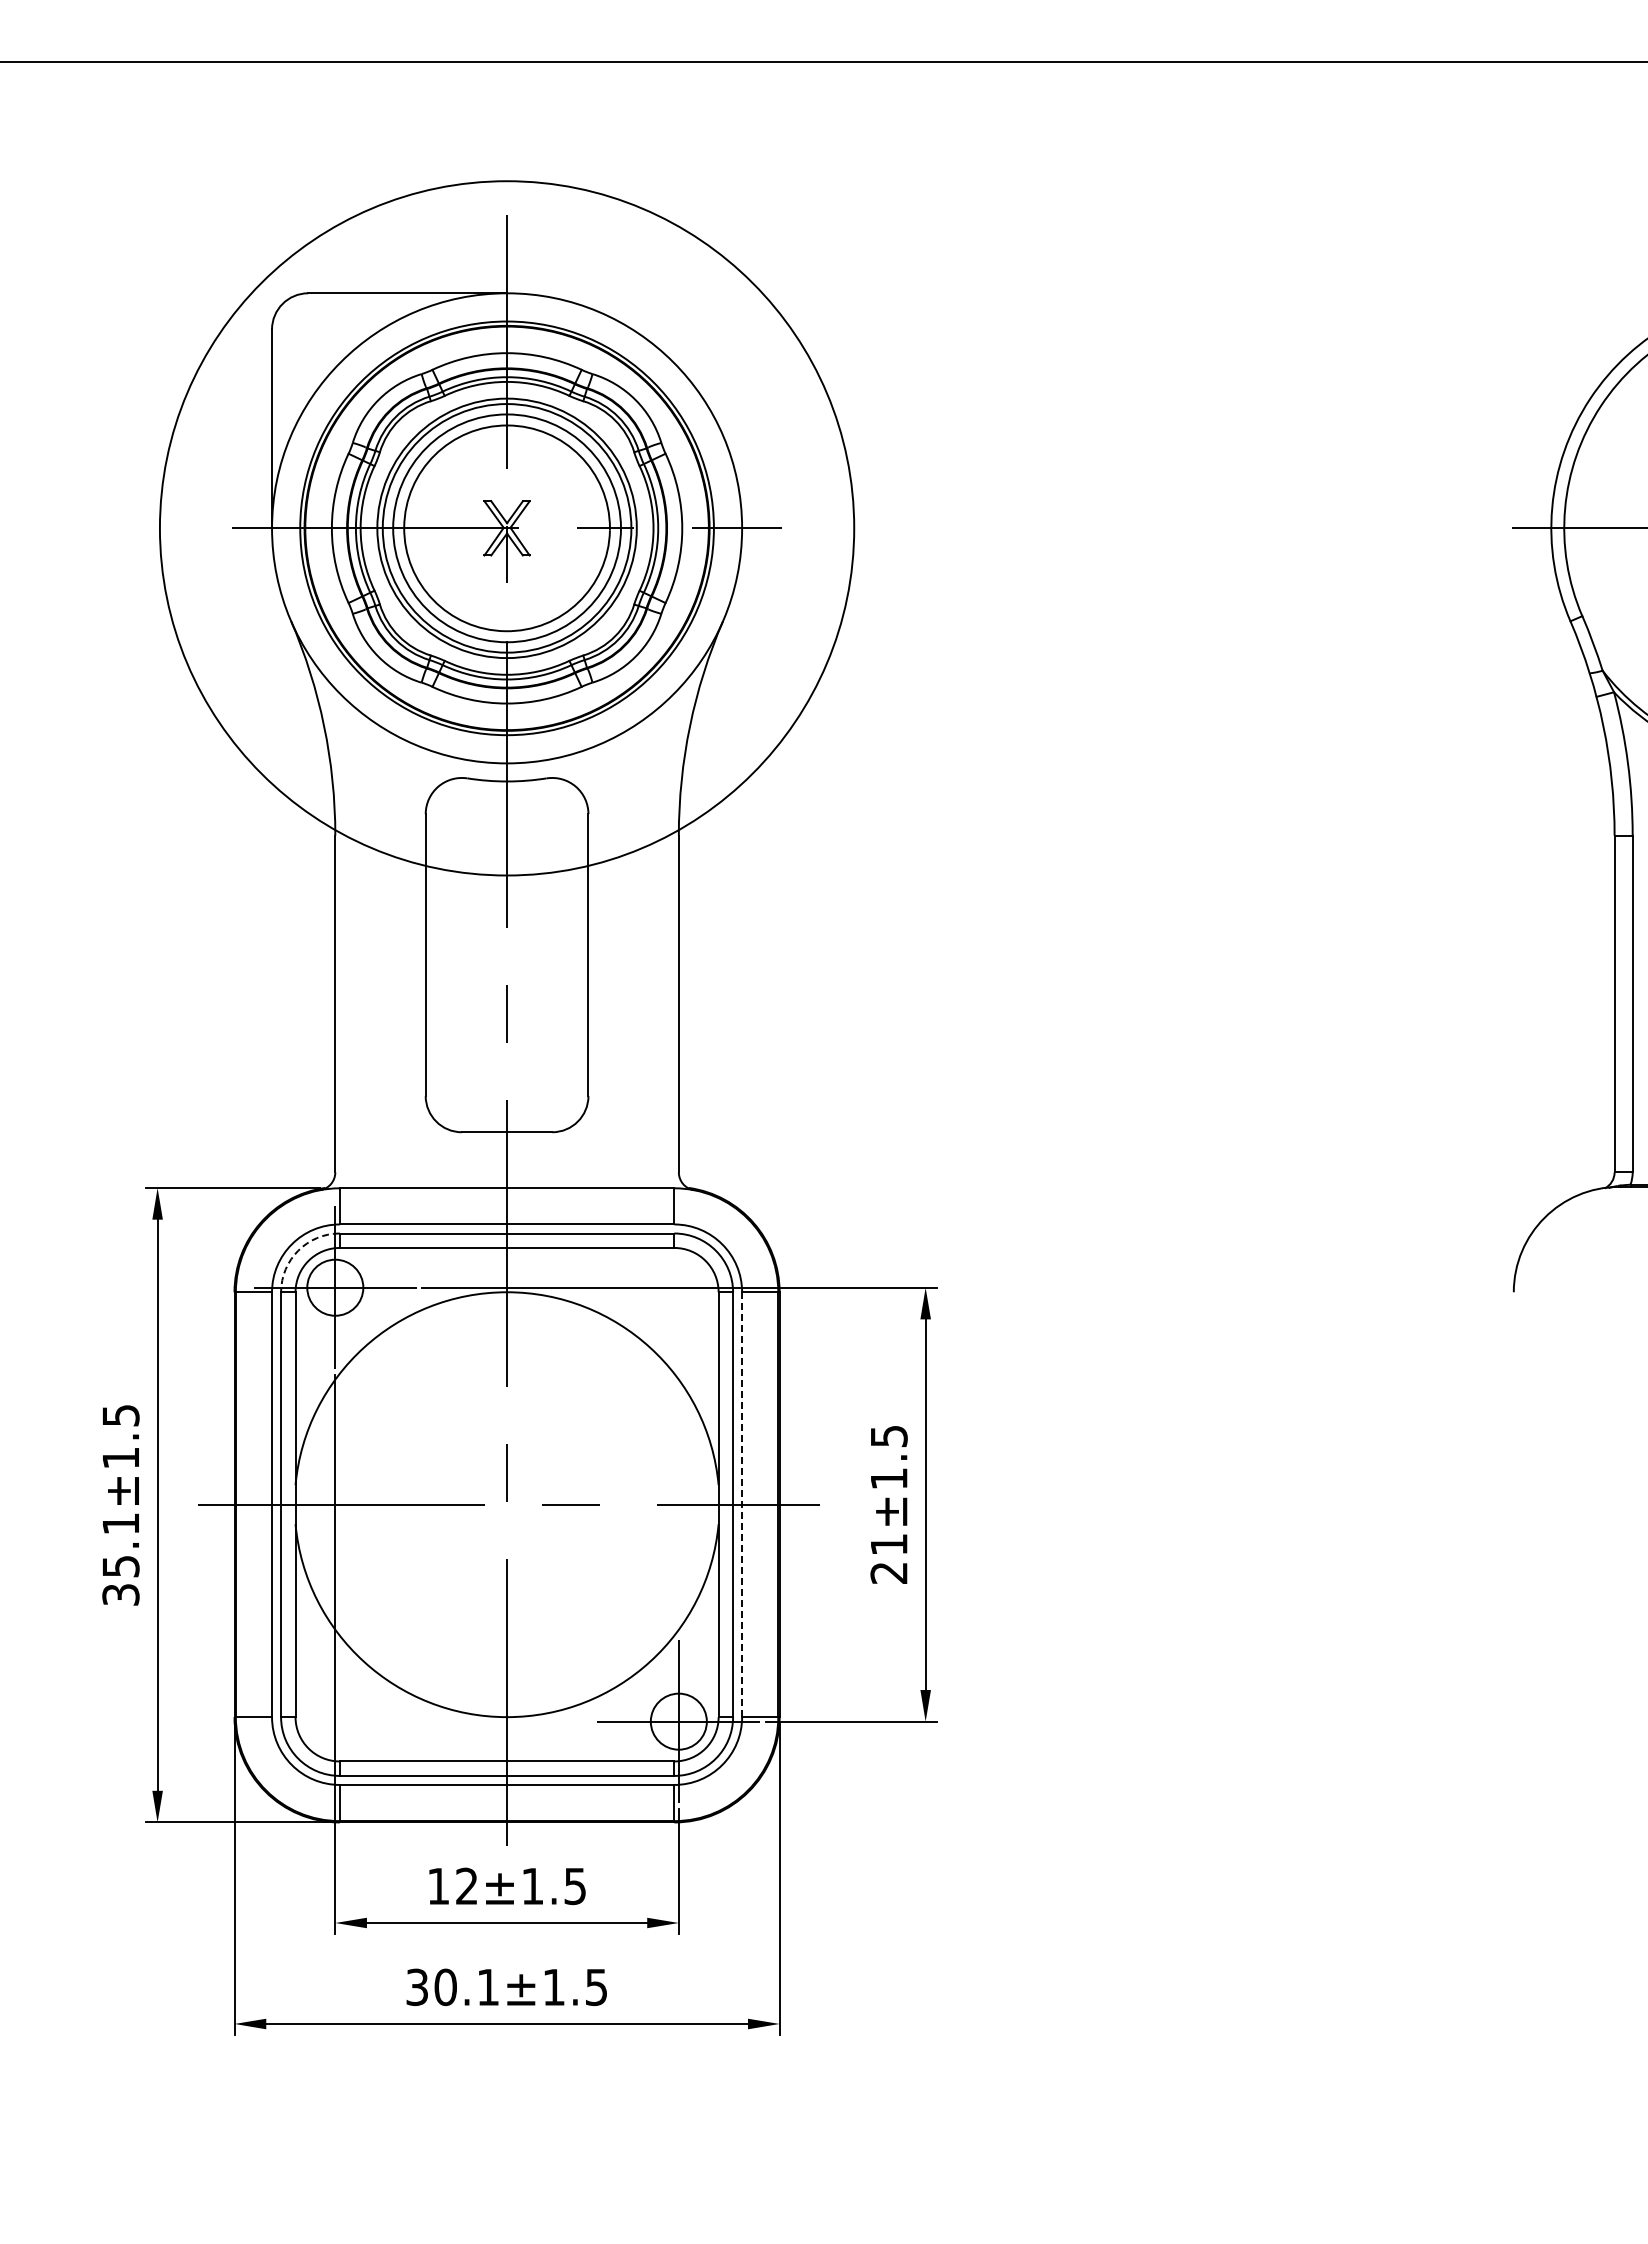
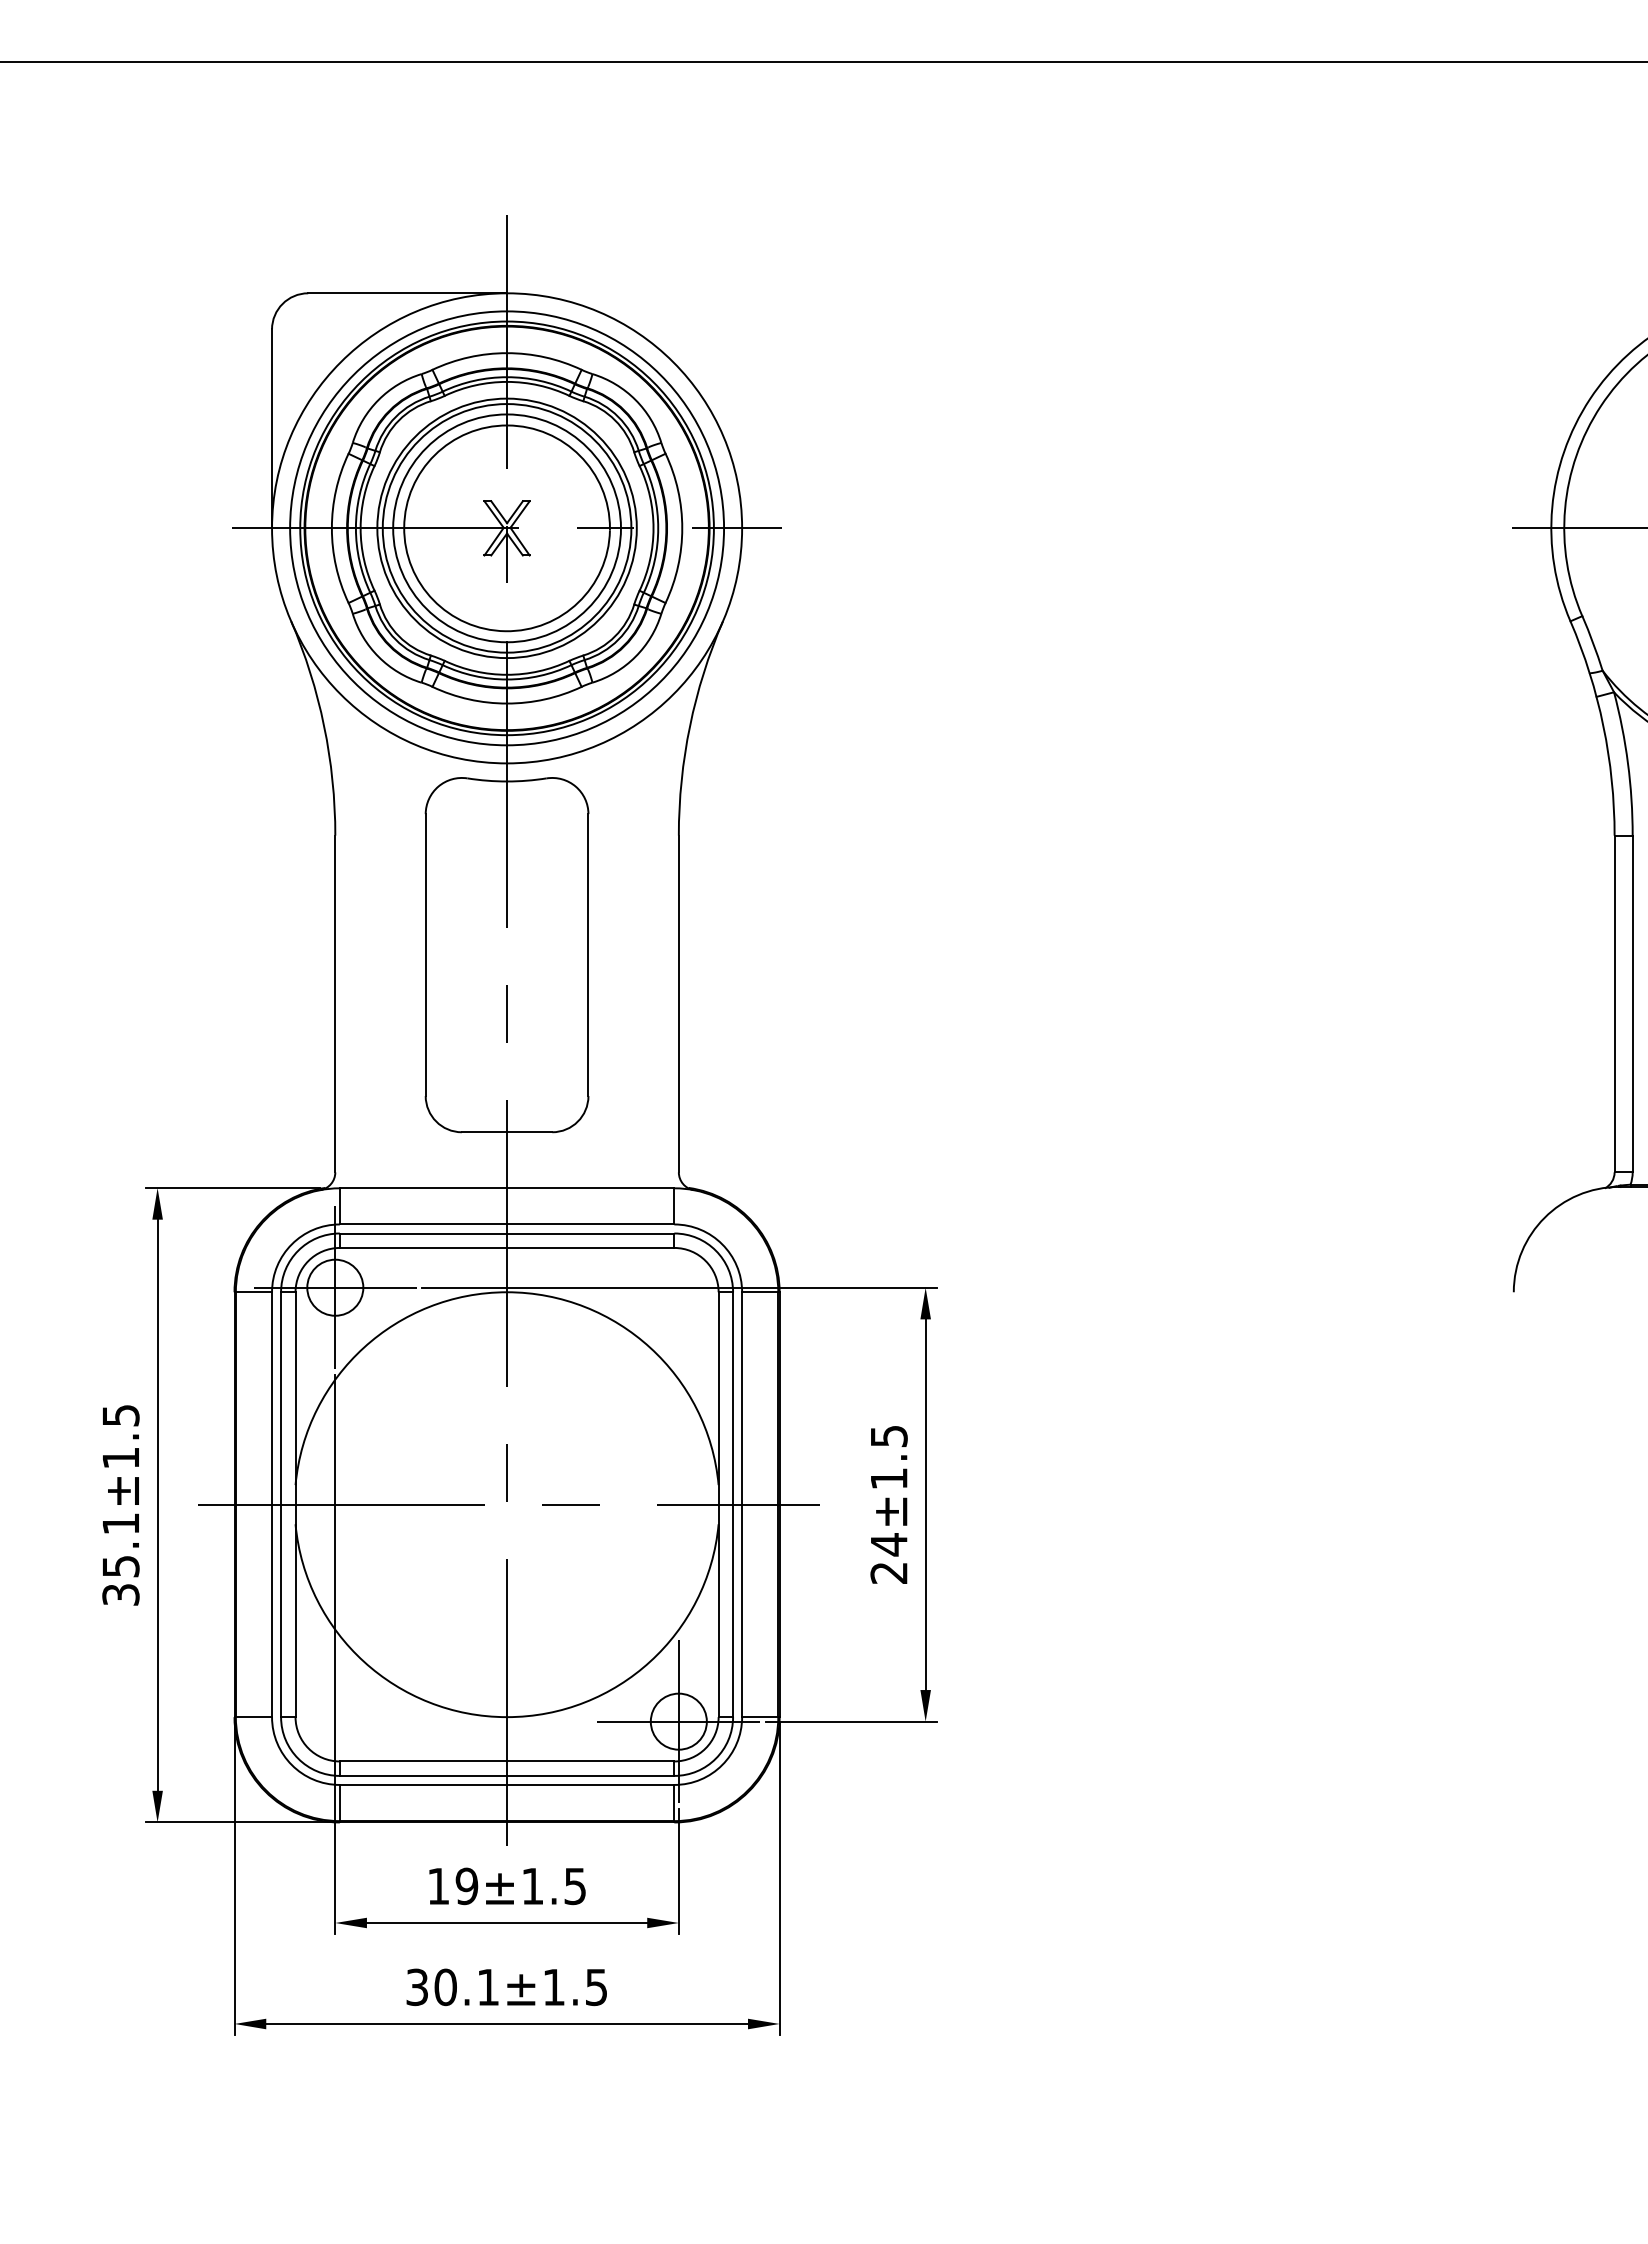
circle diameter: 694 px -> 434 px (507, 528)
arc: dashed -> solid (298, 1250)
line: dashed -> solid (742, 1504)
text: 21±1.5 -> 24±1.5 (889, 1544)
text: 12±1.5 -> 19±1.5 (466, 1886)
